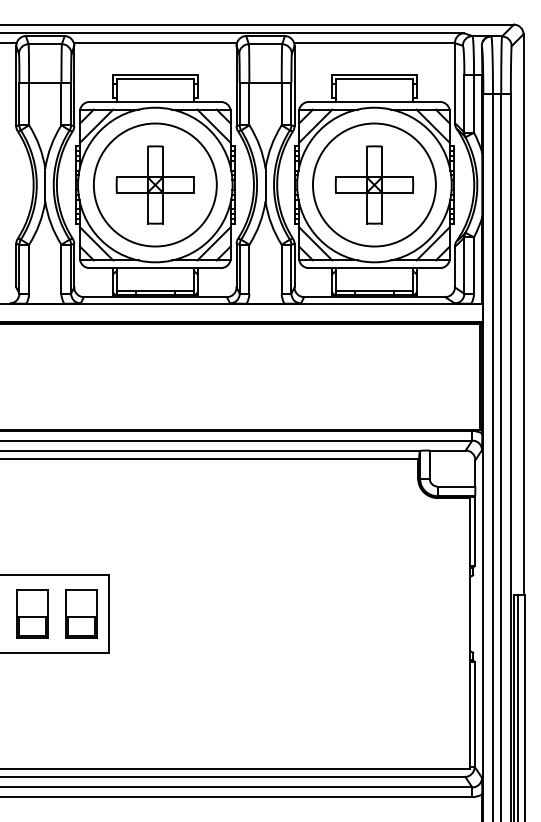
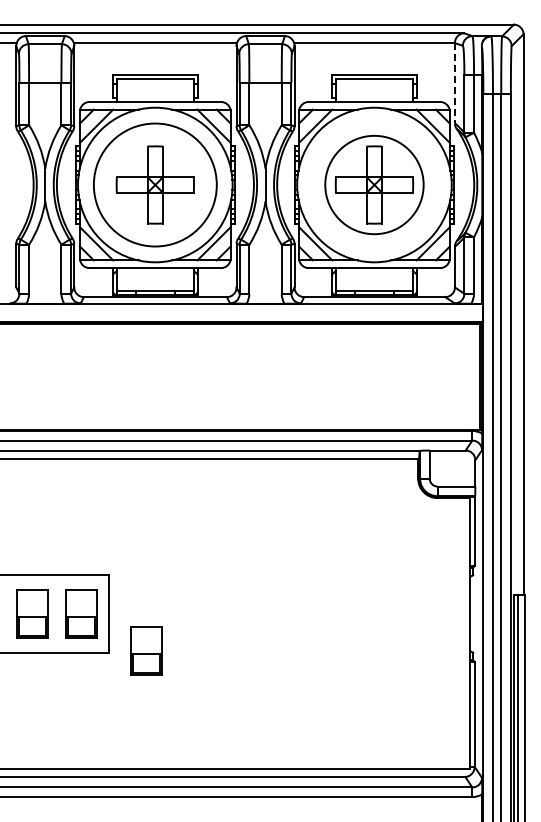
line: solid -> dashed (454, 83)
circle diameter: 123 px -> 98 px (374, 184)
part: none -> present (146, 650)
